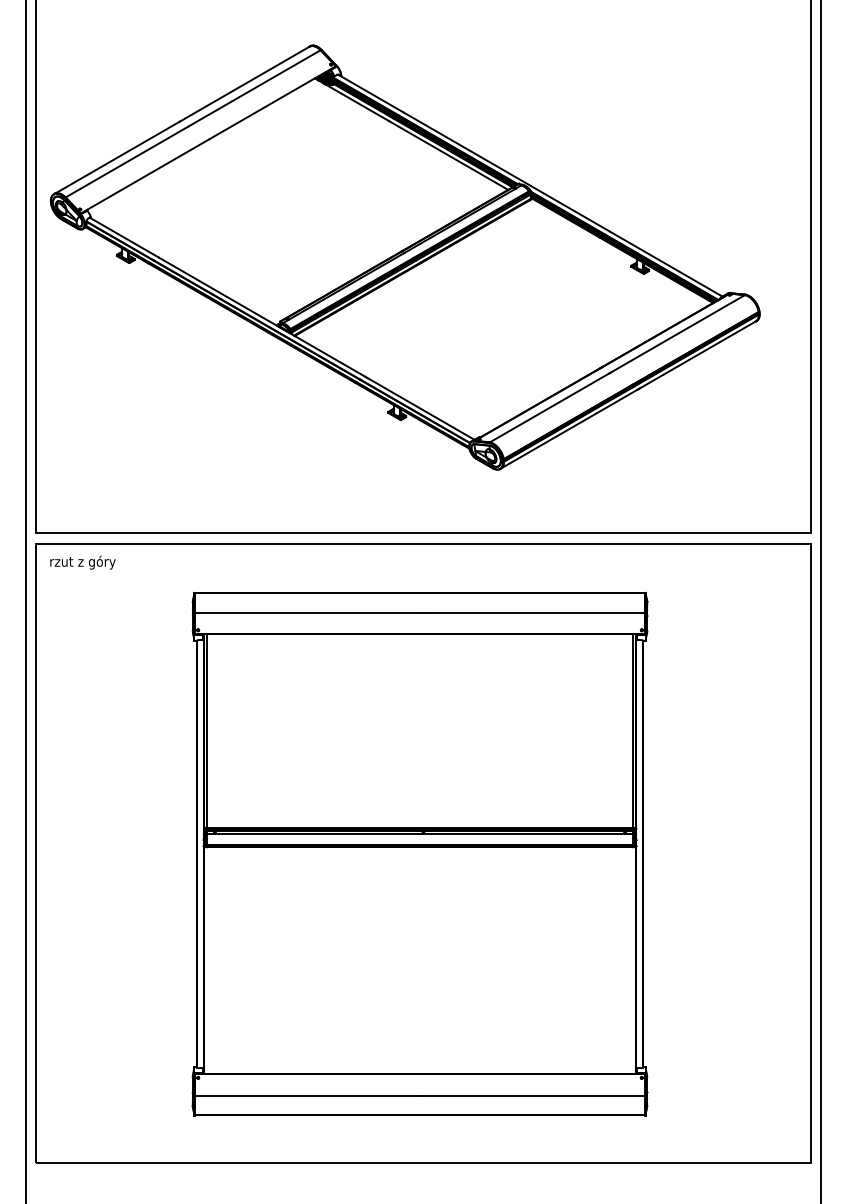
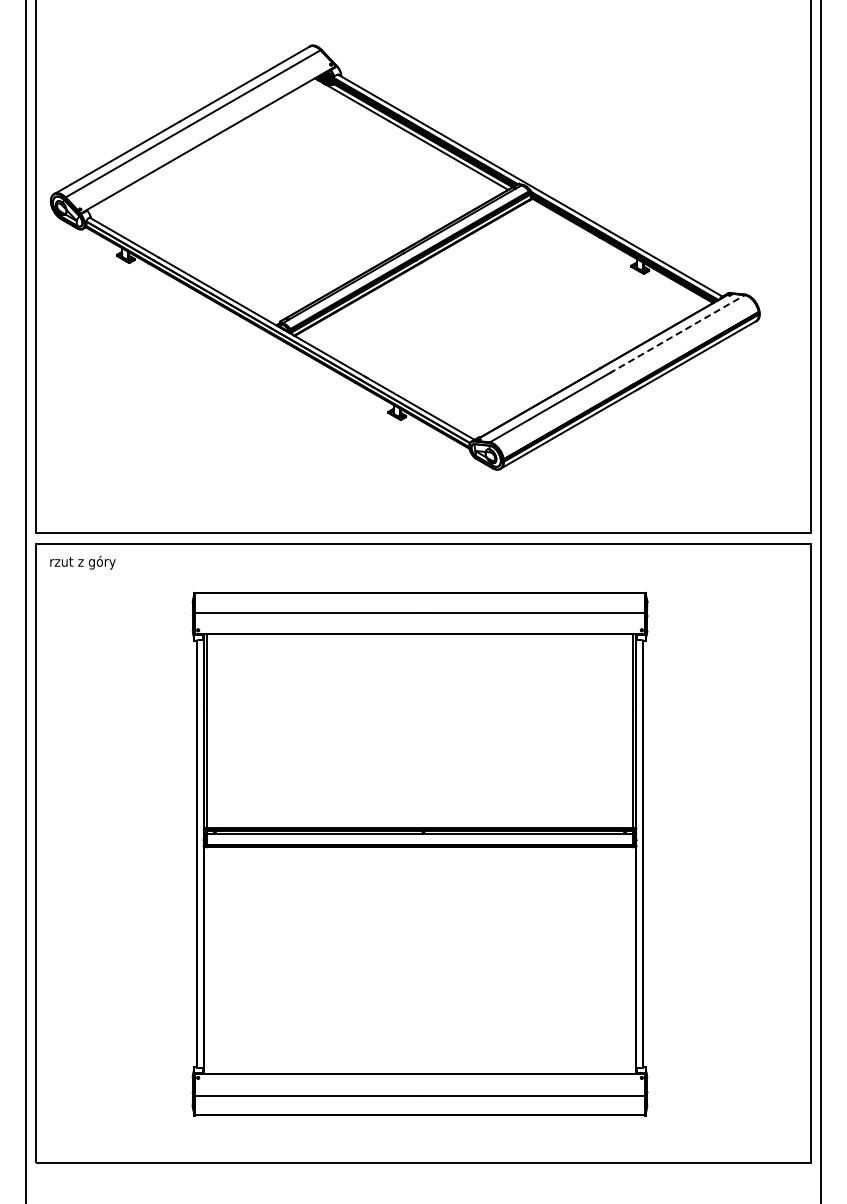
line: solid -> dashed (677, 334)
